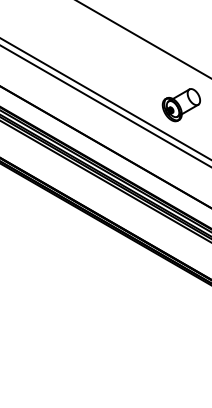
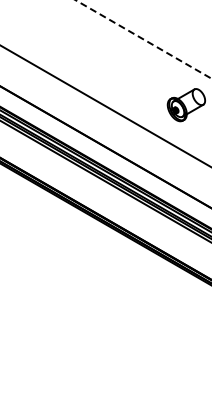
line: solid -> dashed (143, 39)
line: present -> none (105, 98)
part position: (180, 105) -> (185, 105) (185, 105)
